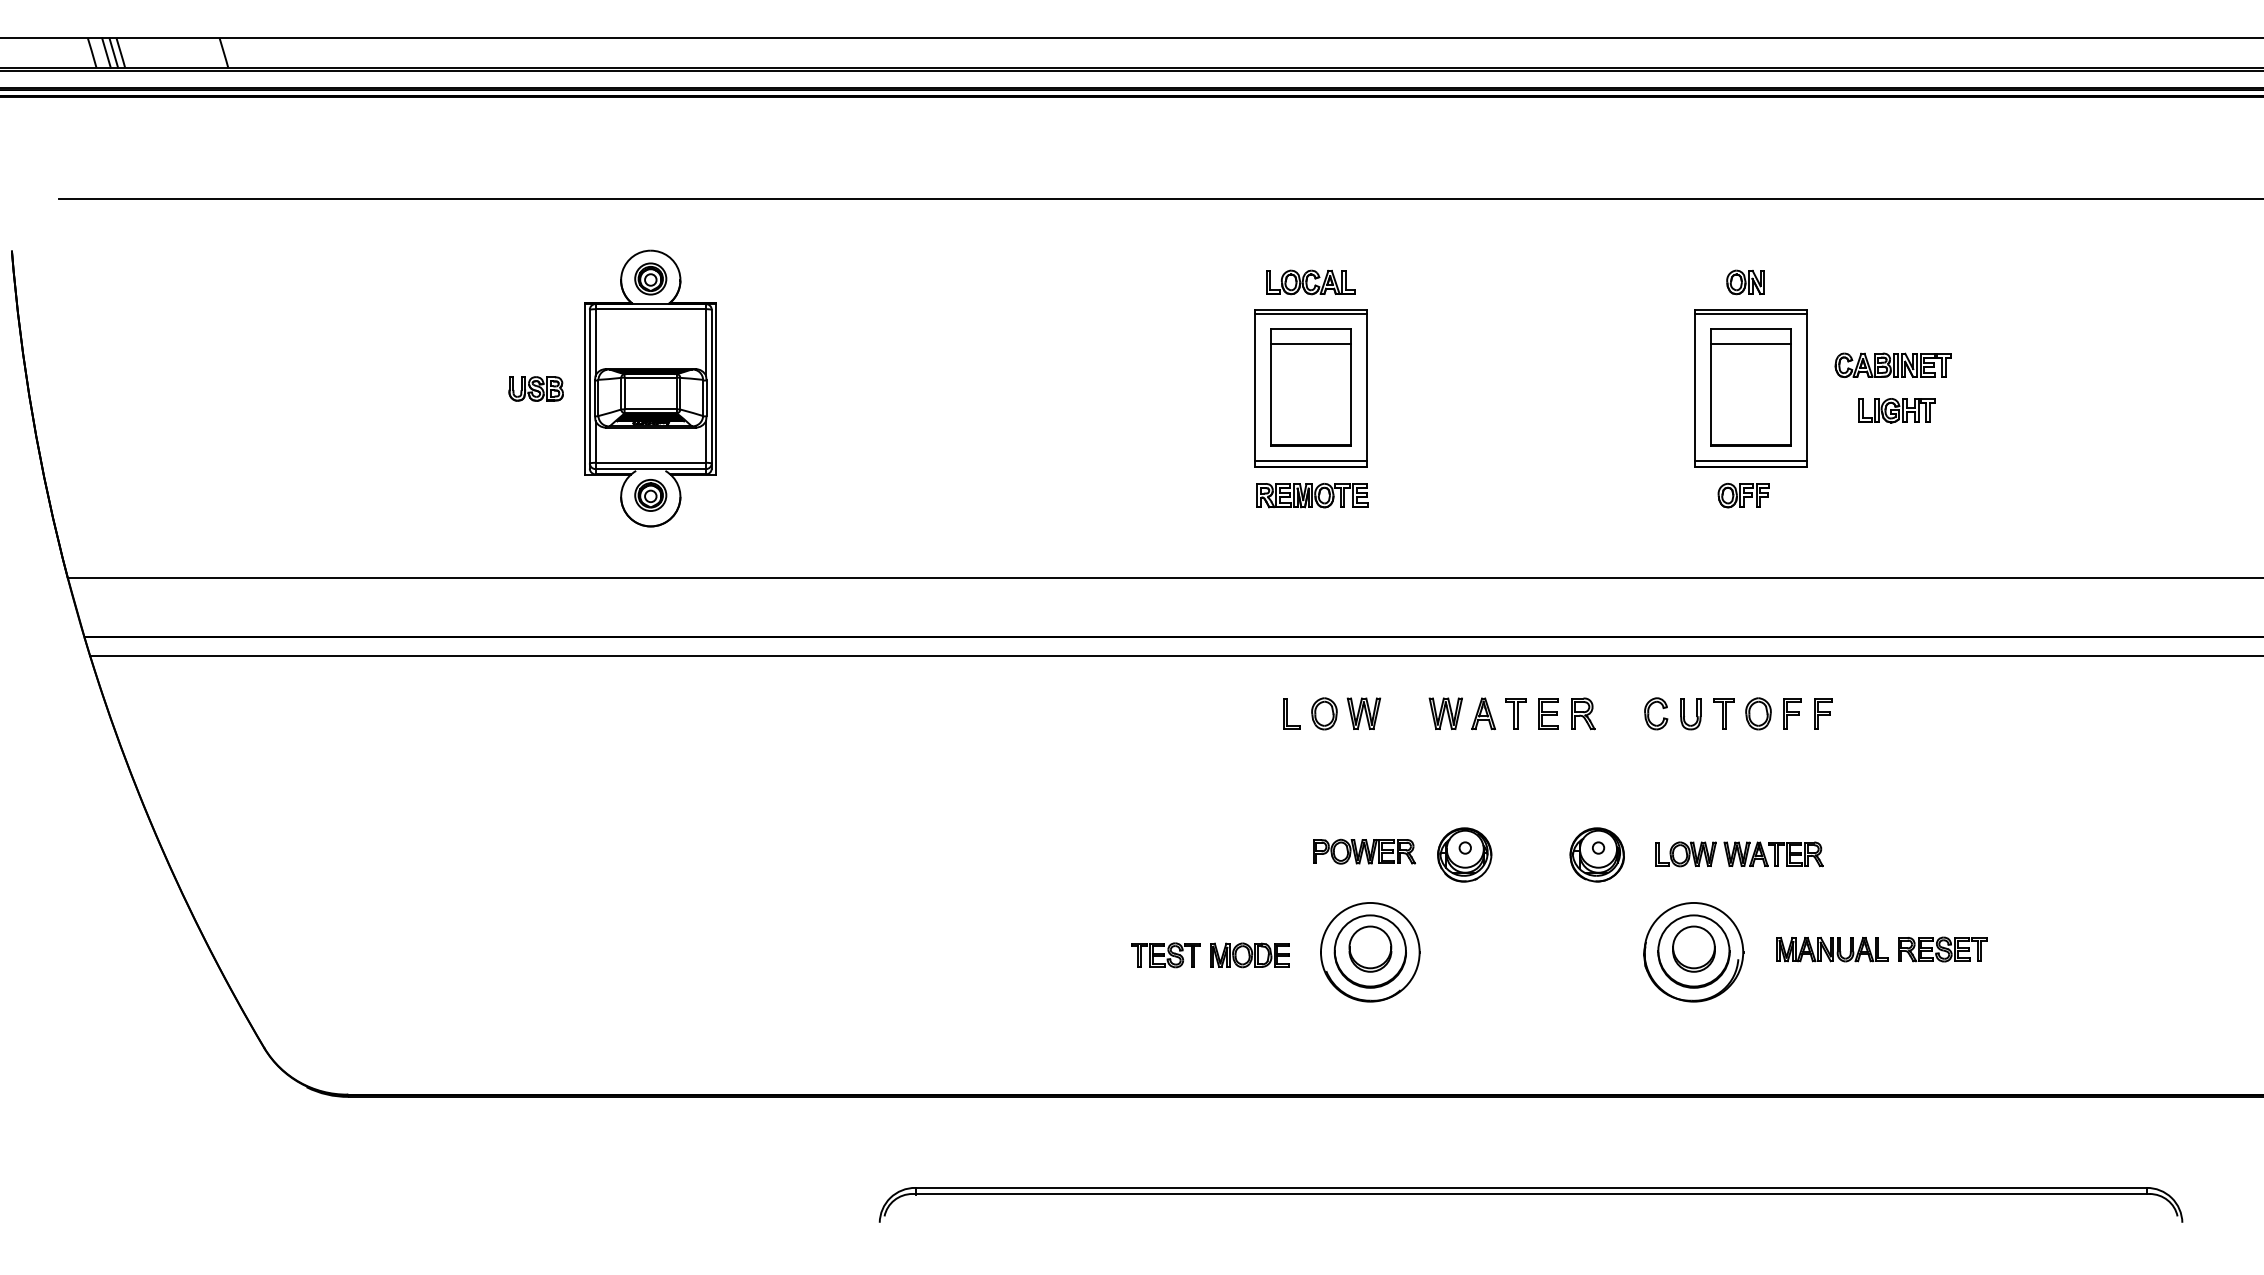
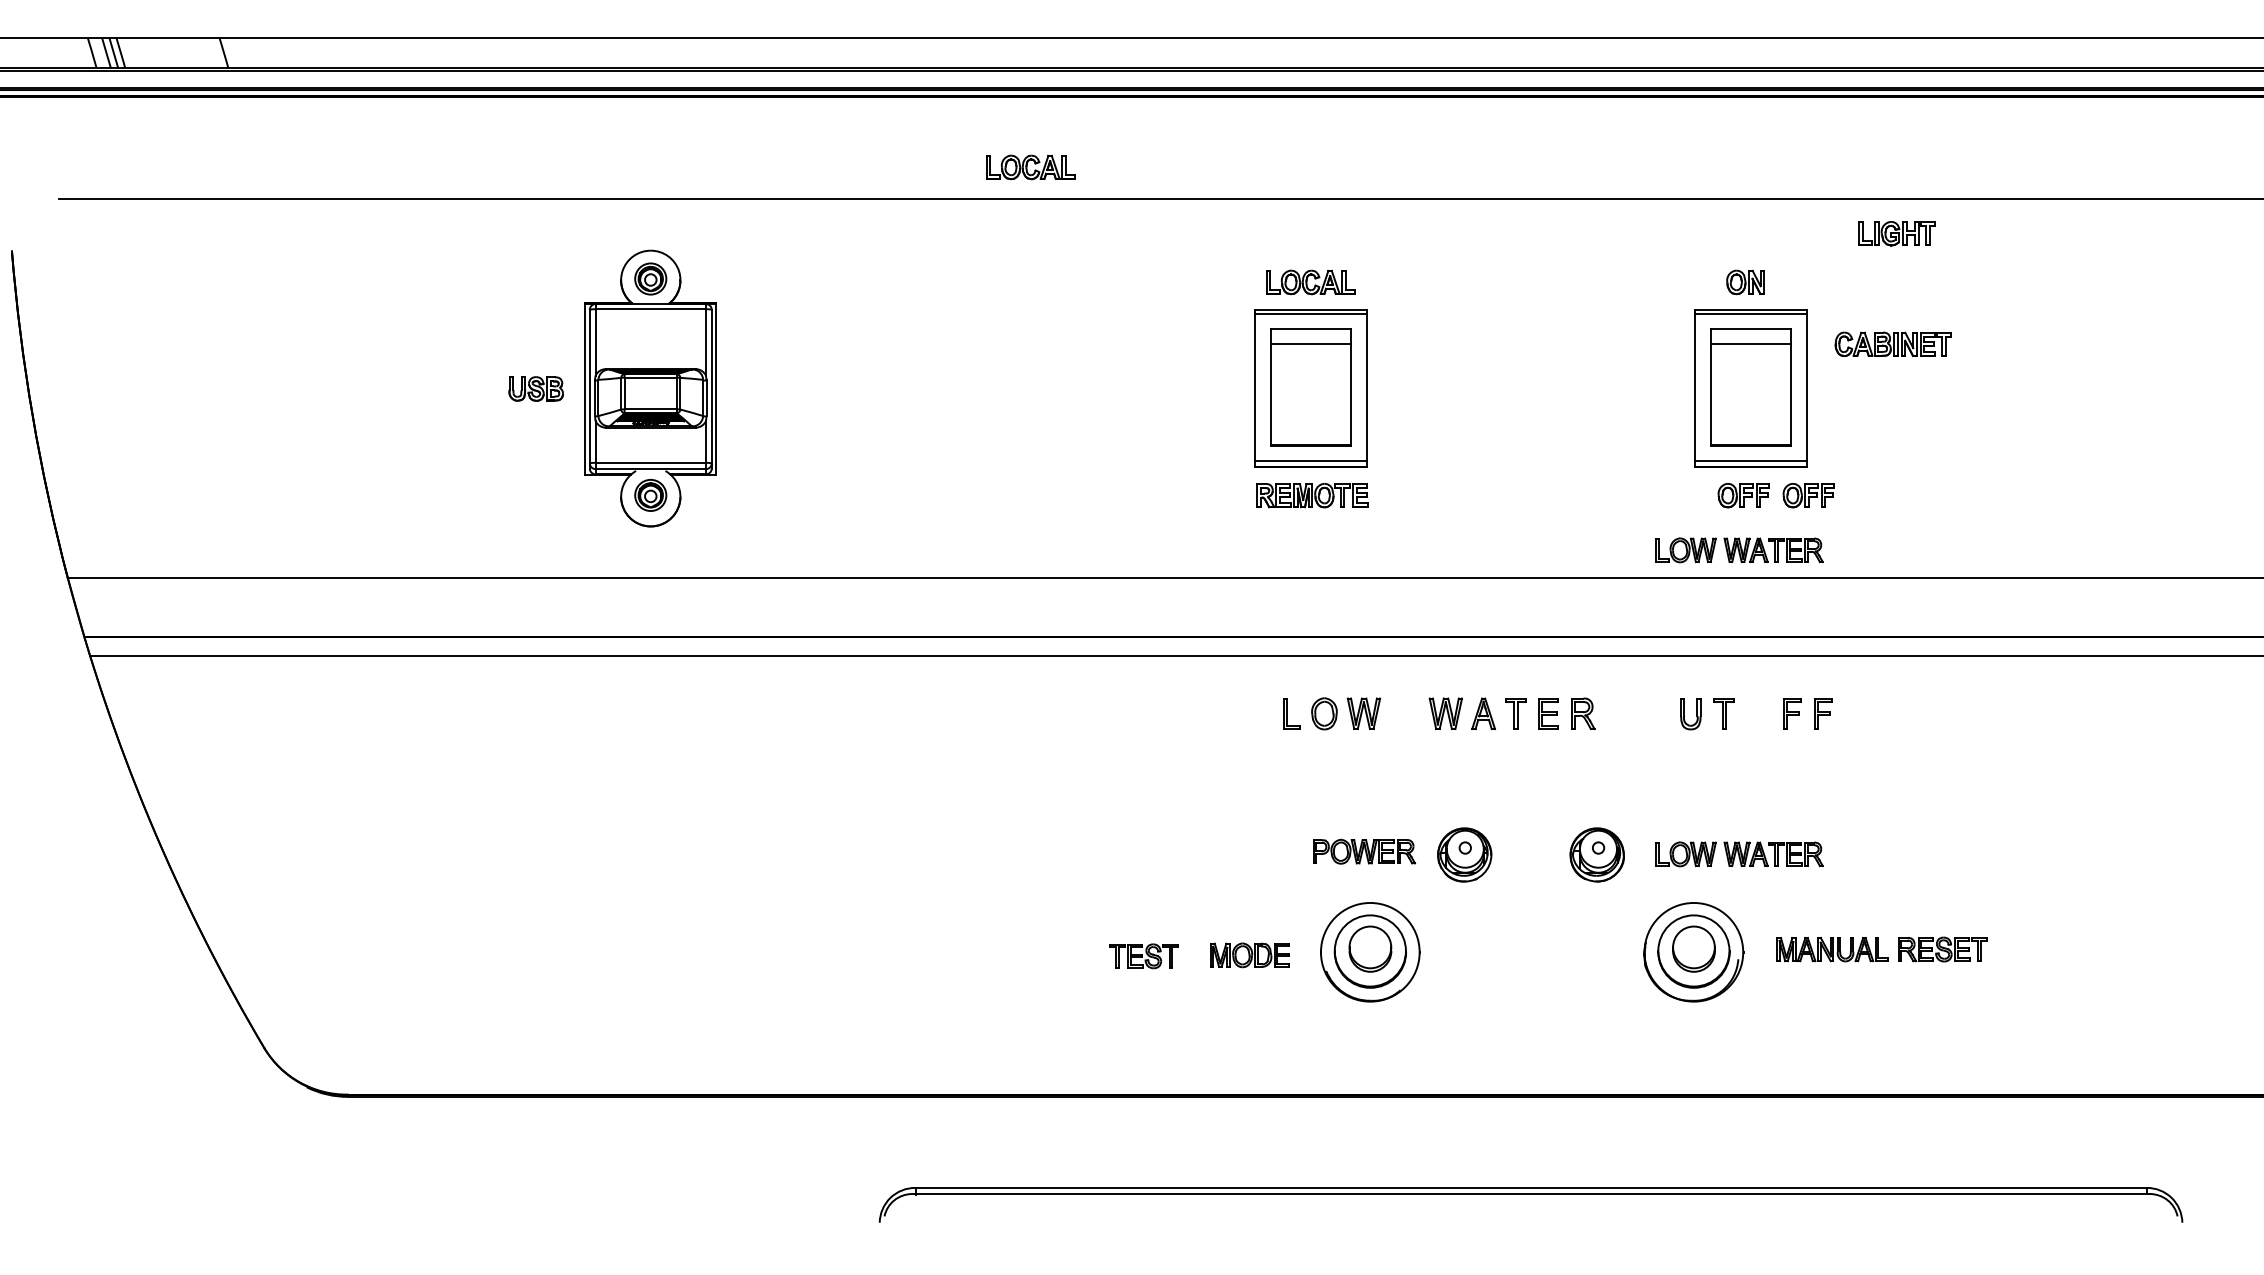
part: none -> present (1030, 167)
part position: (1892, 364) -> (1892, 343) (1892, 343)
part position: (1896, 410) -> (1896, 233) (1896, 233)
part: none -> present (1808, 495)
part: none -> present (1739, 550)
part: present -> none (1649, 713)
part: present -> none (1758, 713)
part position: (1165, 955) -> (1143, 956) (1143, 956)
